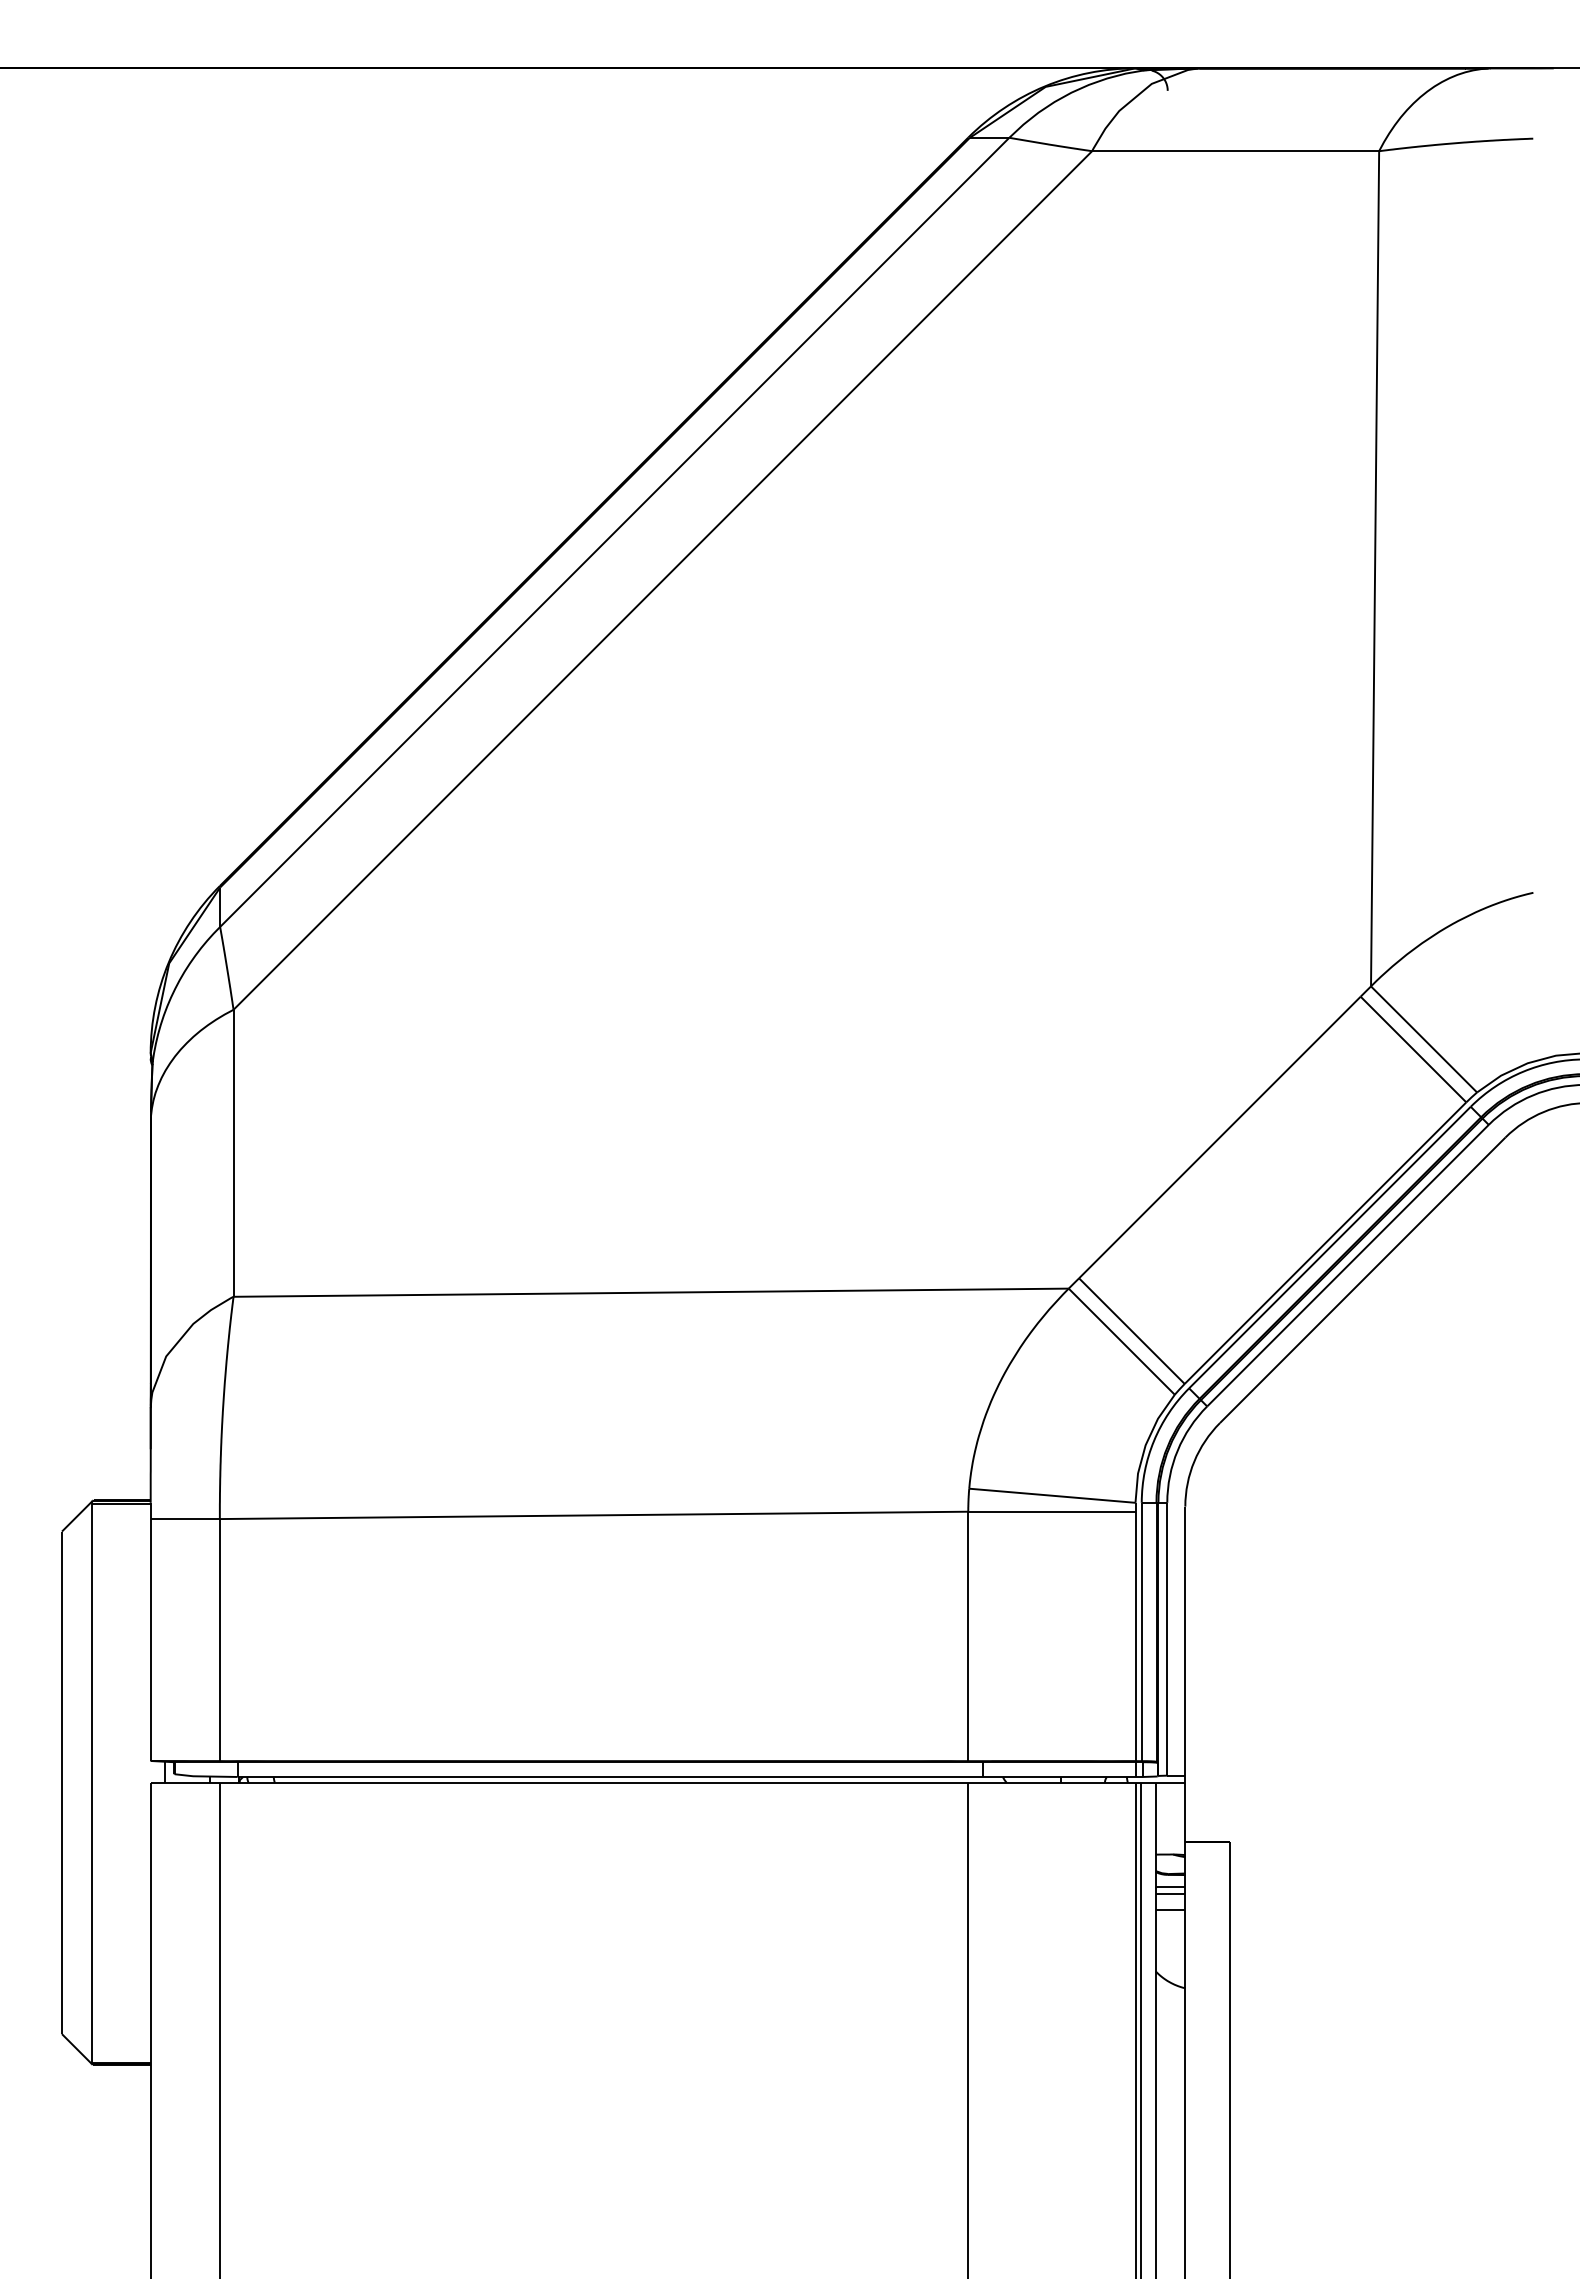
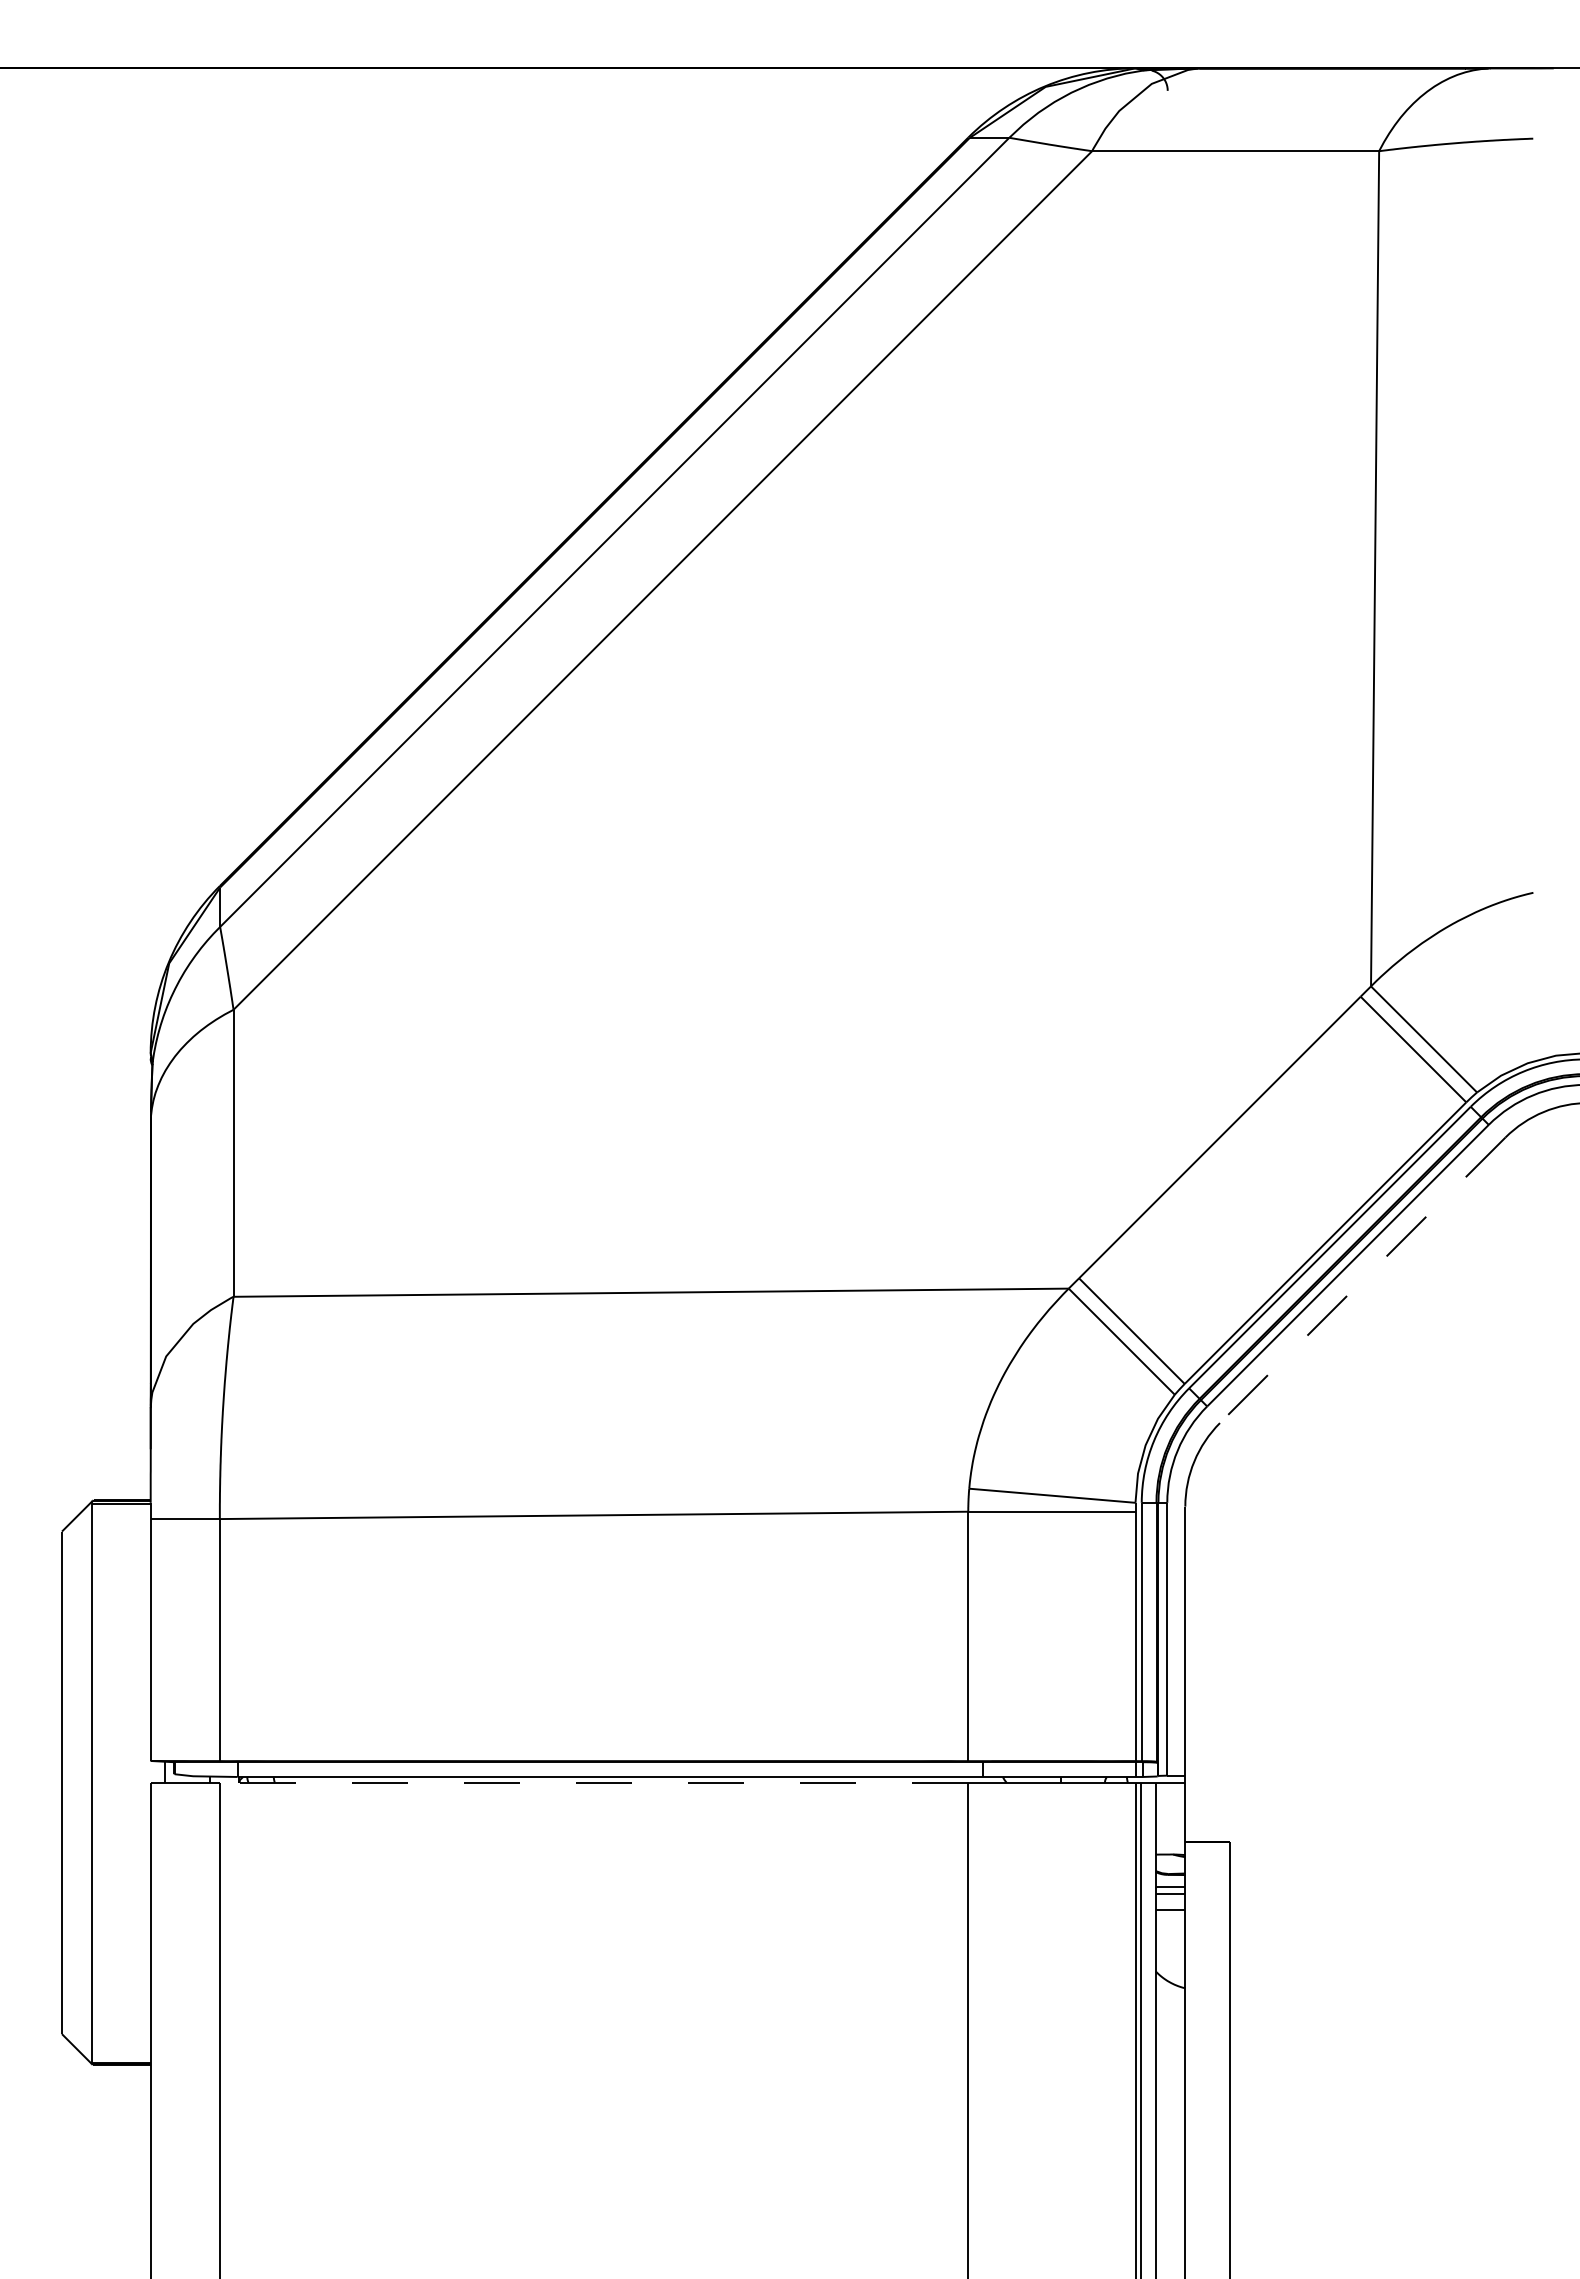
line: solid -> dashed (1362, 1280)
line: solid -> dashed (593, 1782)
